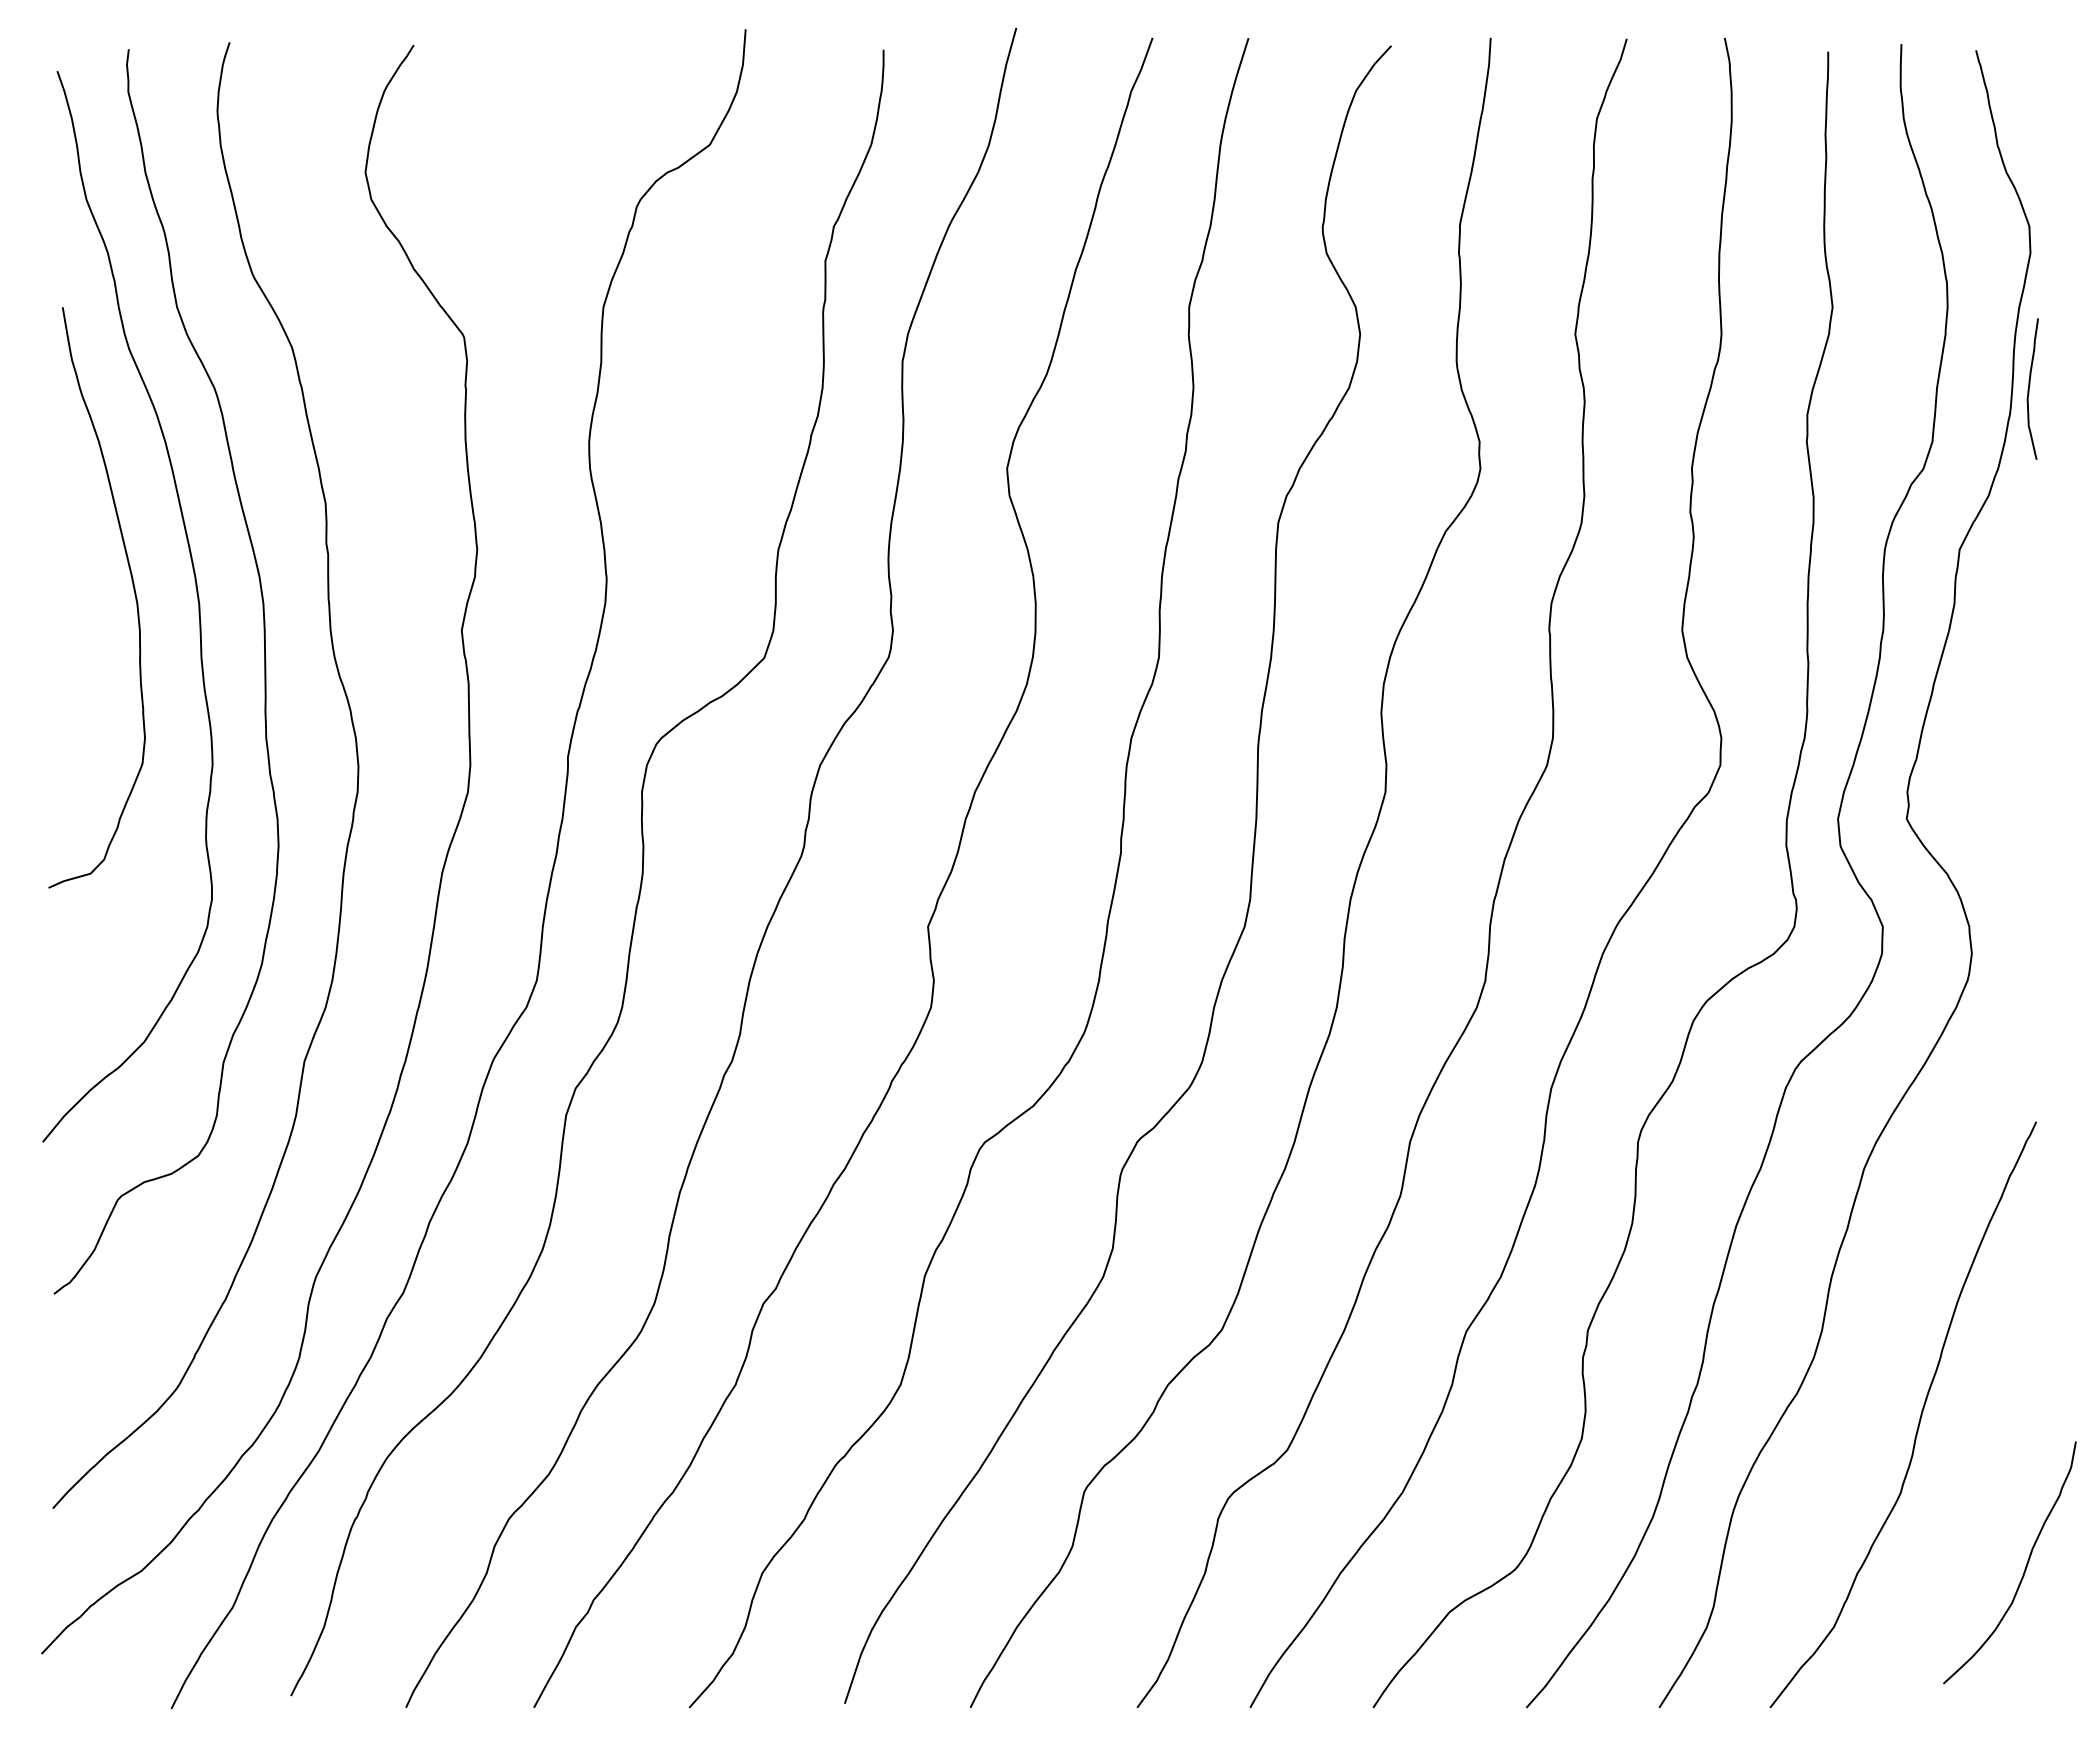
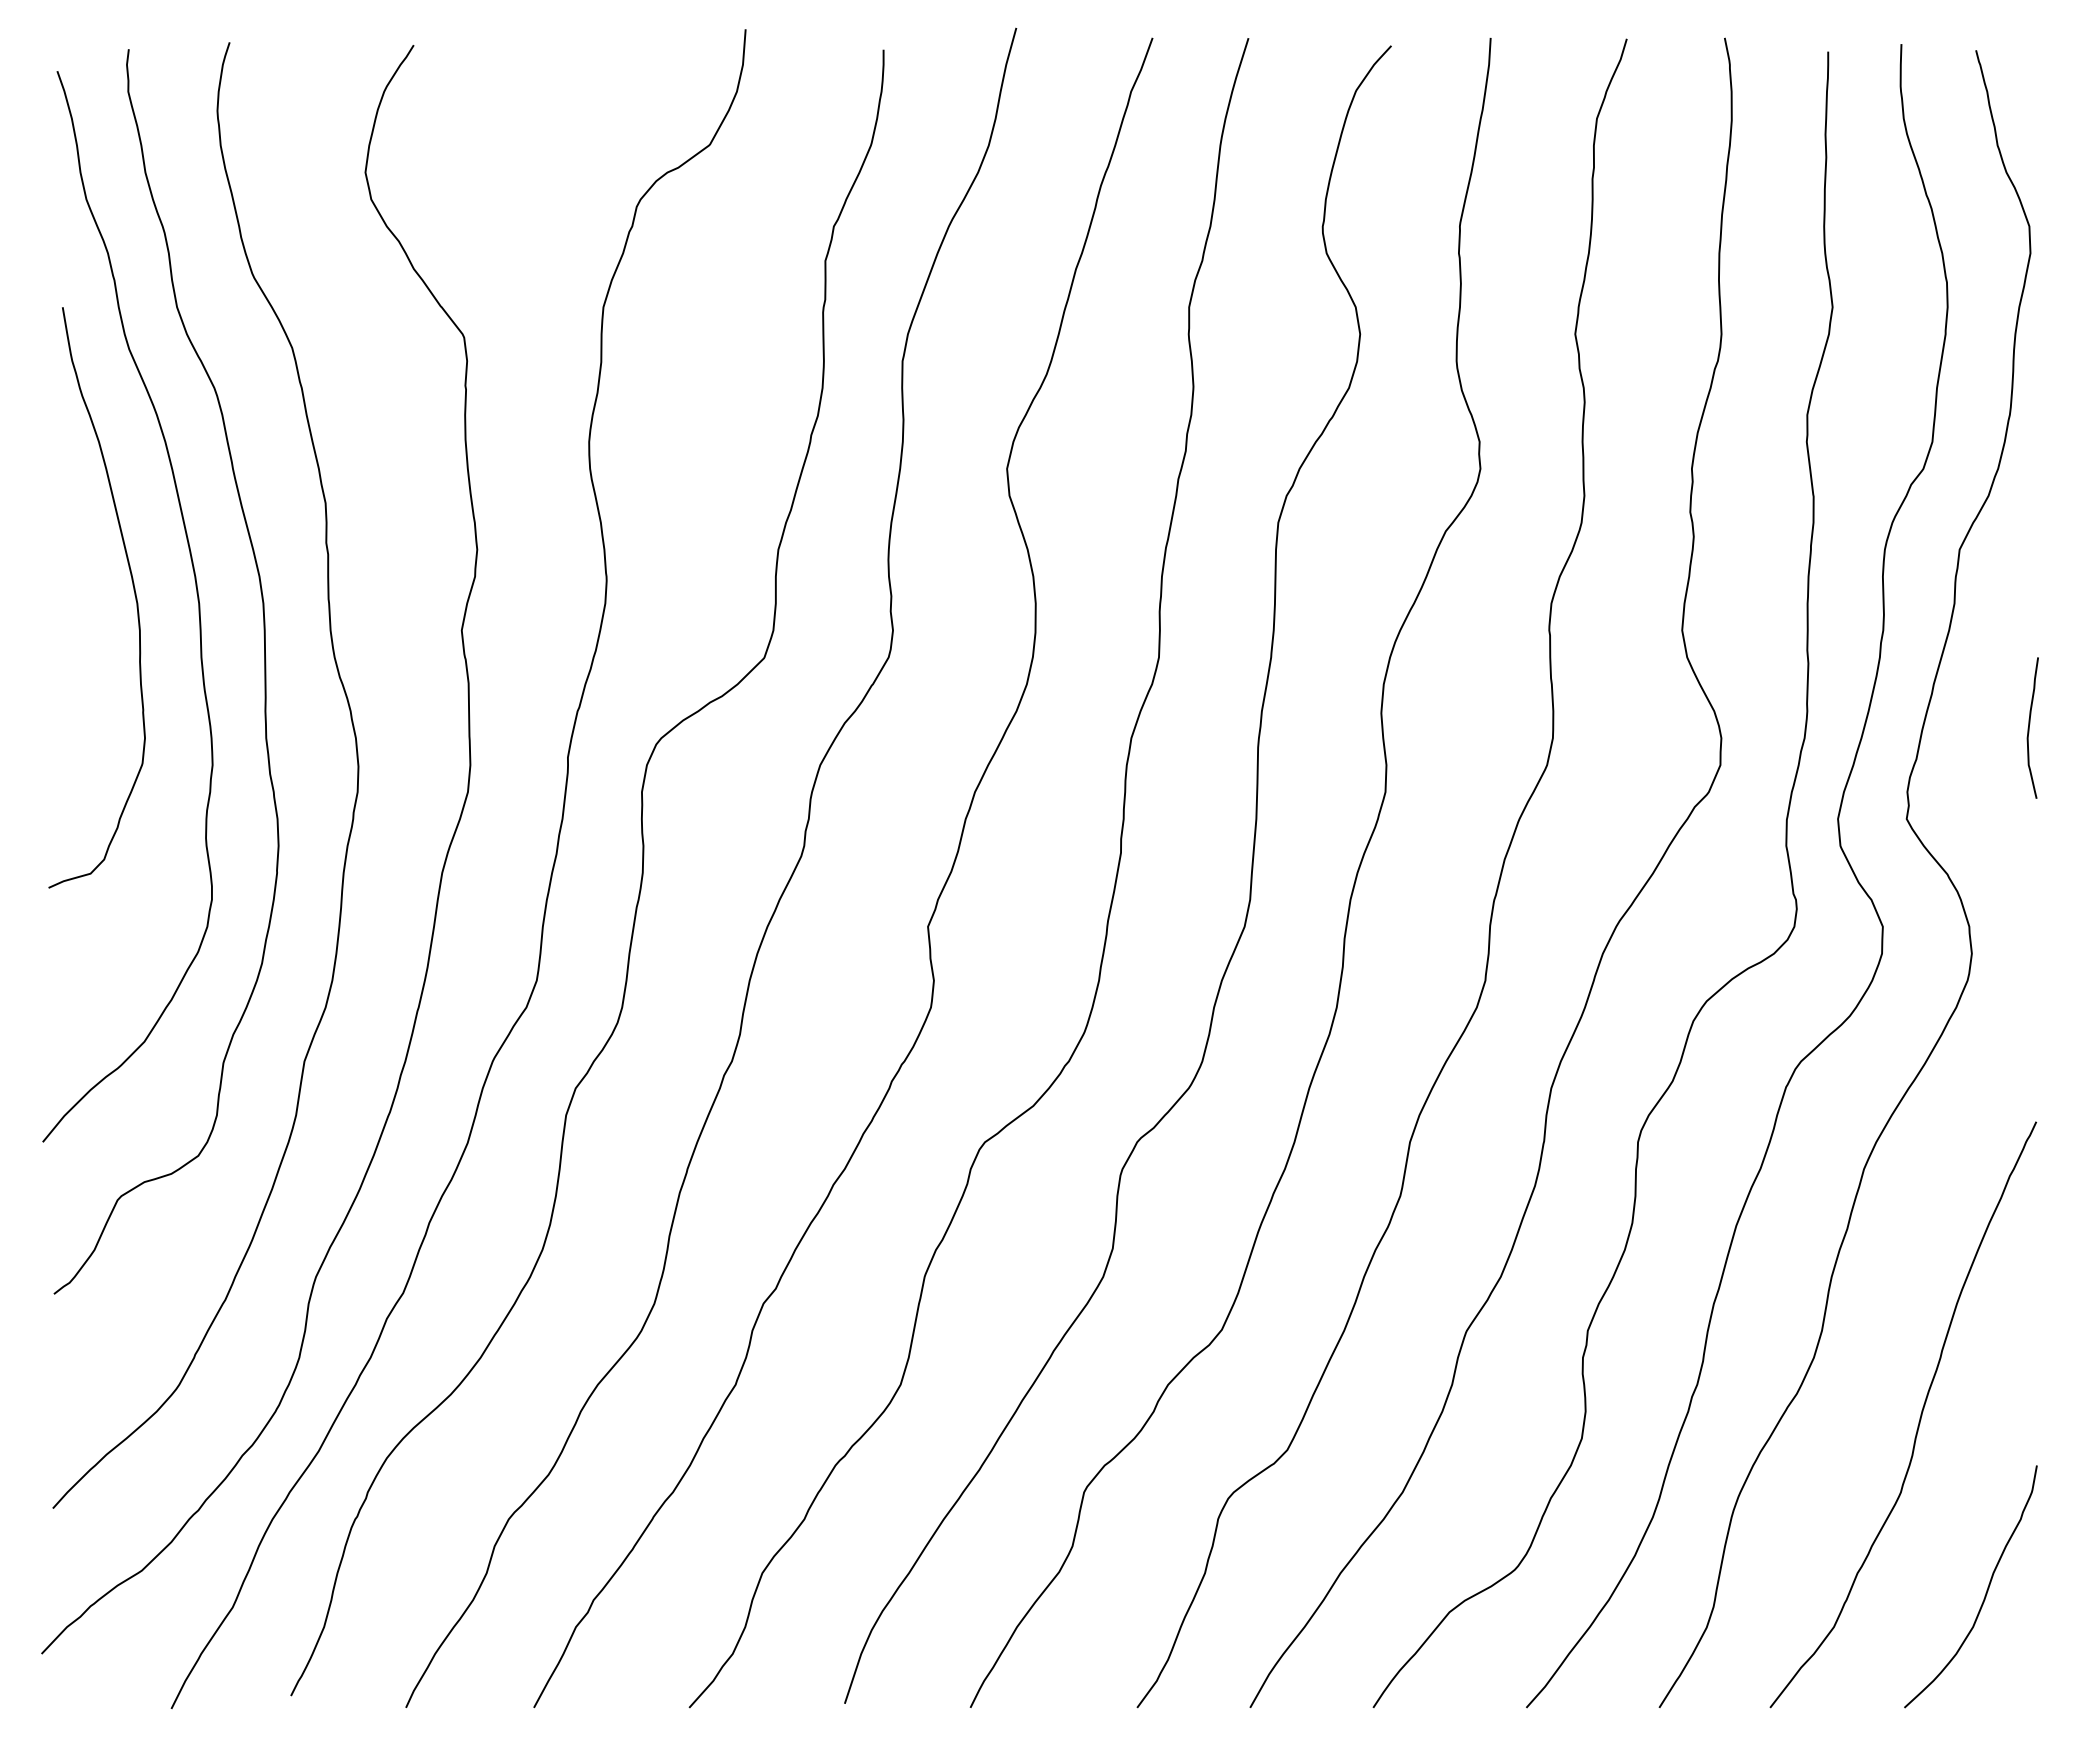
curve position: (2029, 388) -> (2029, 727) (2029, 727)
curve position: (2025, 1566) -> (1986, 1590) (1986, 1590)
